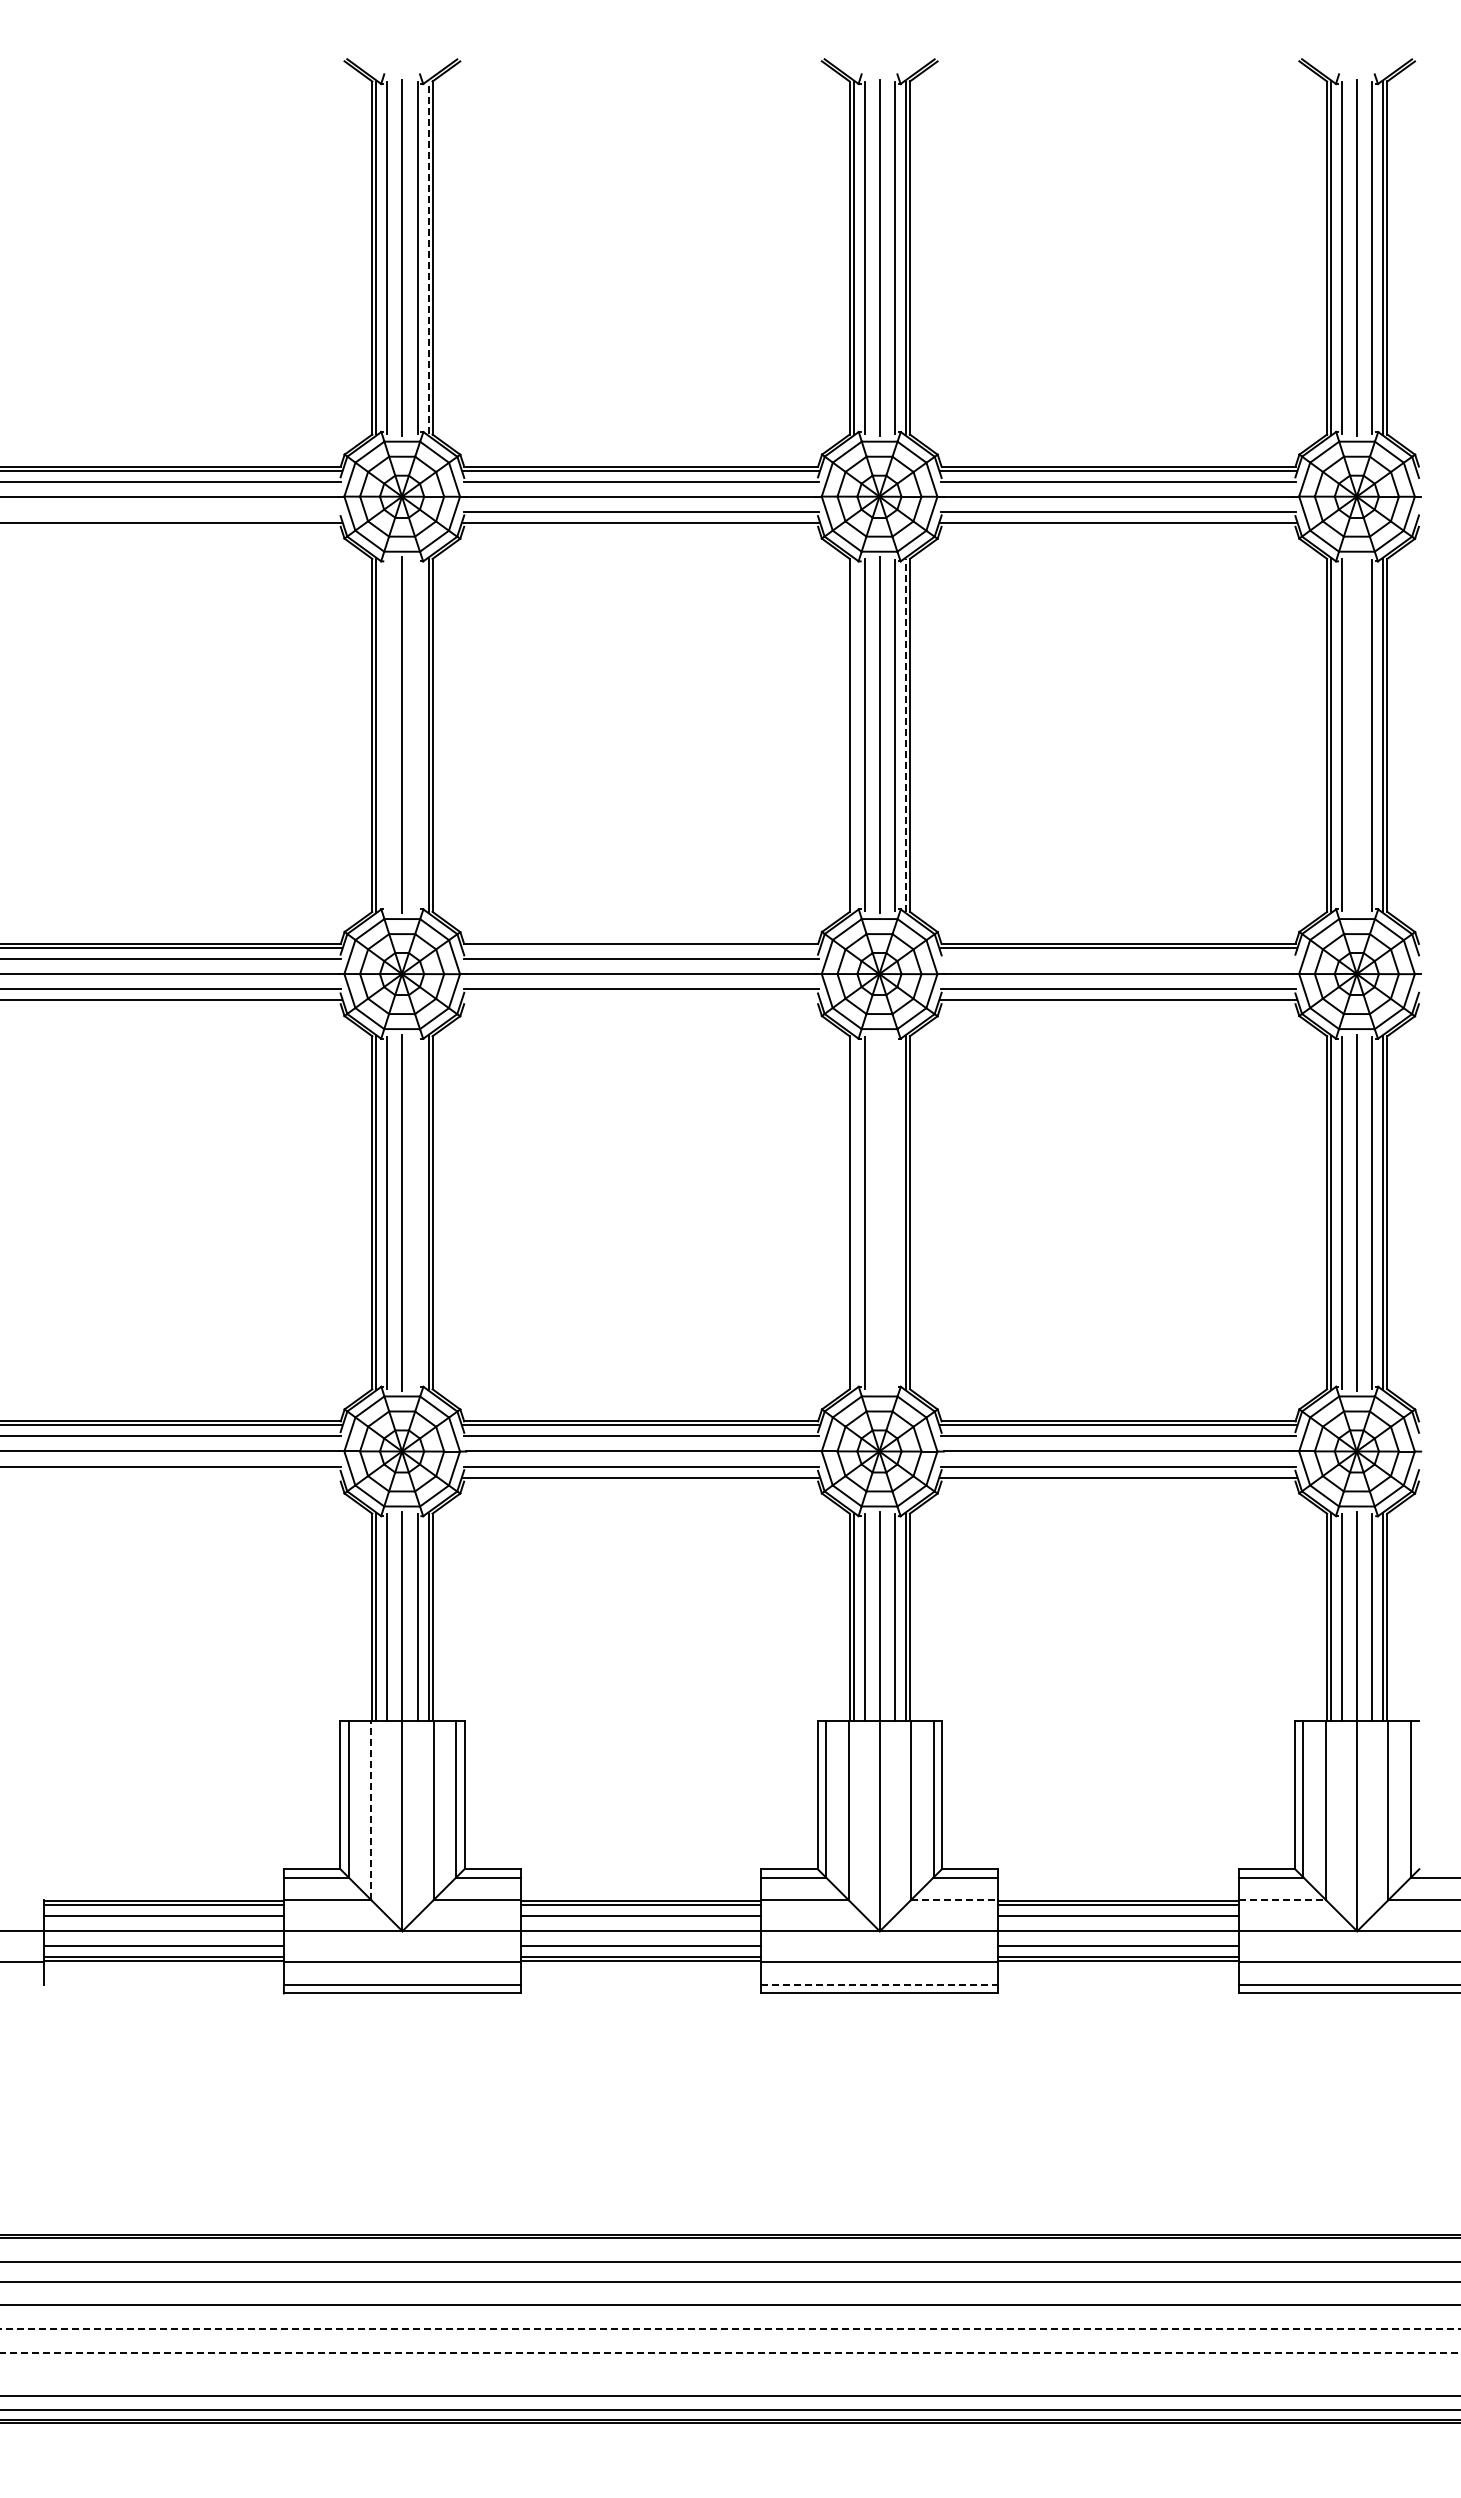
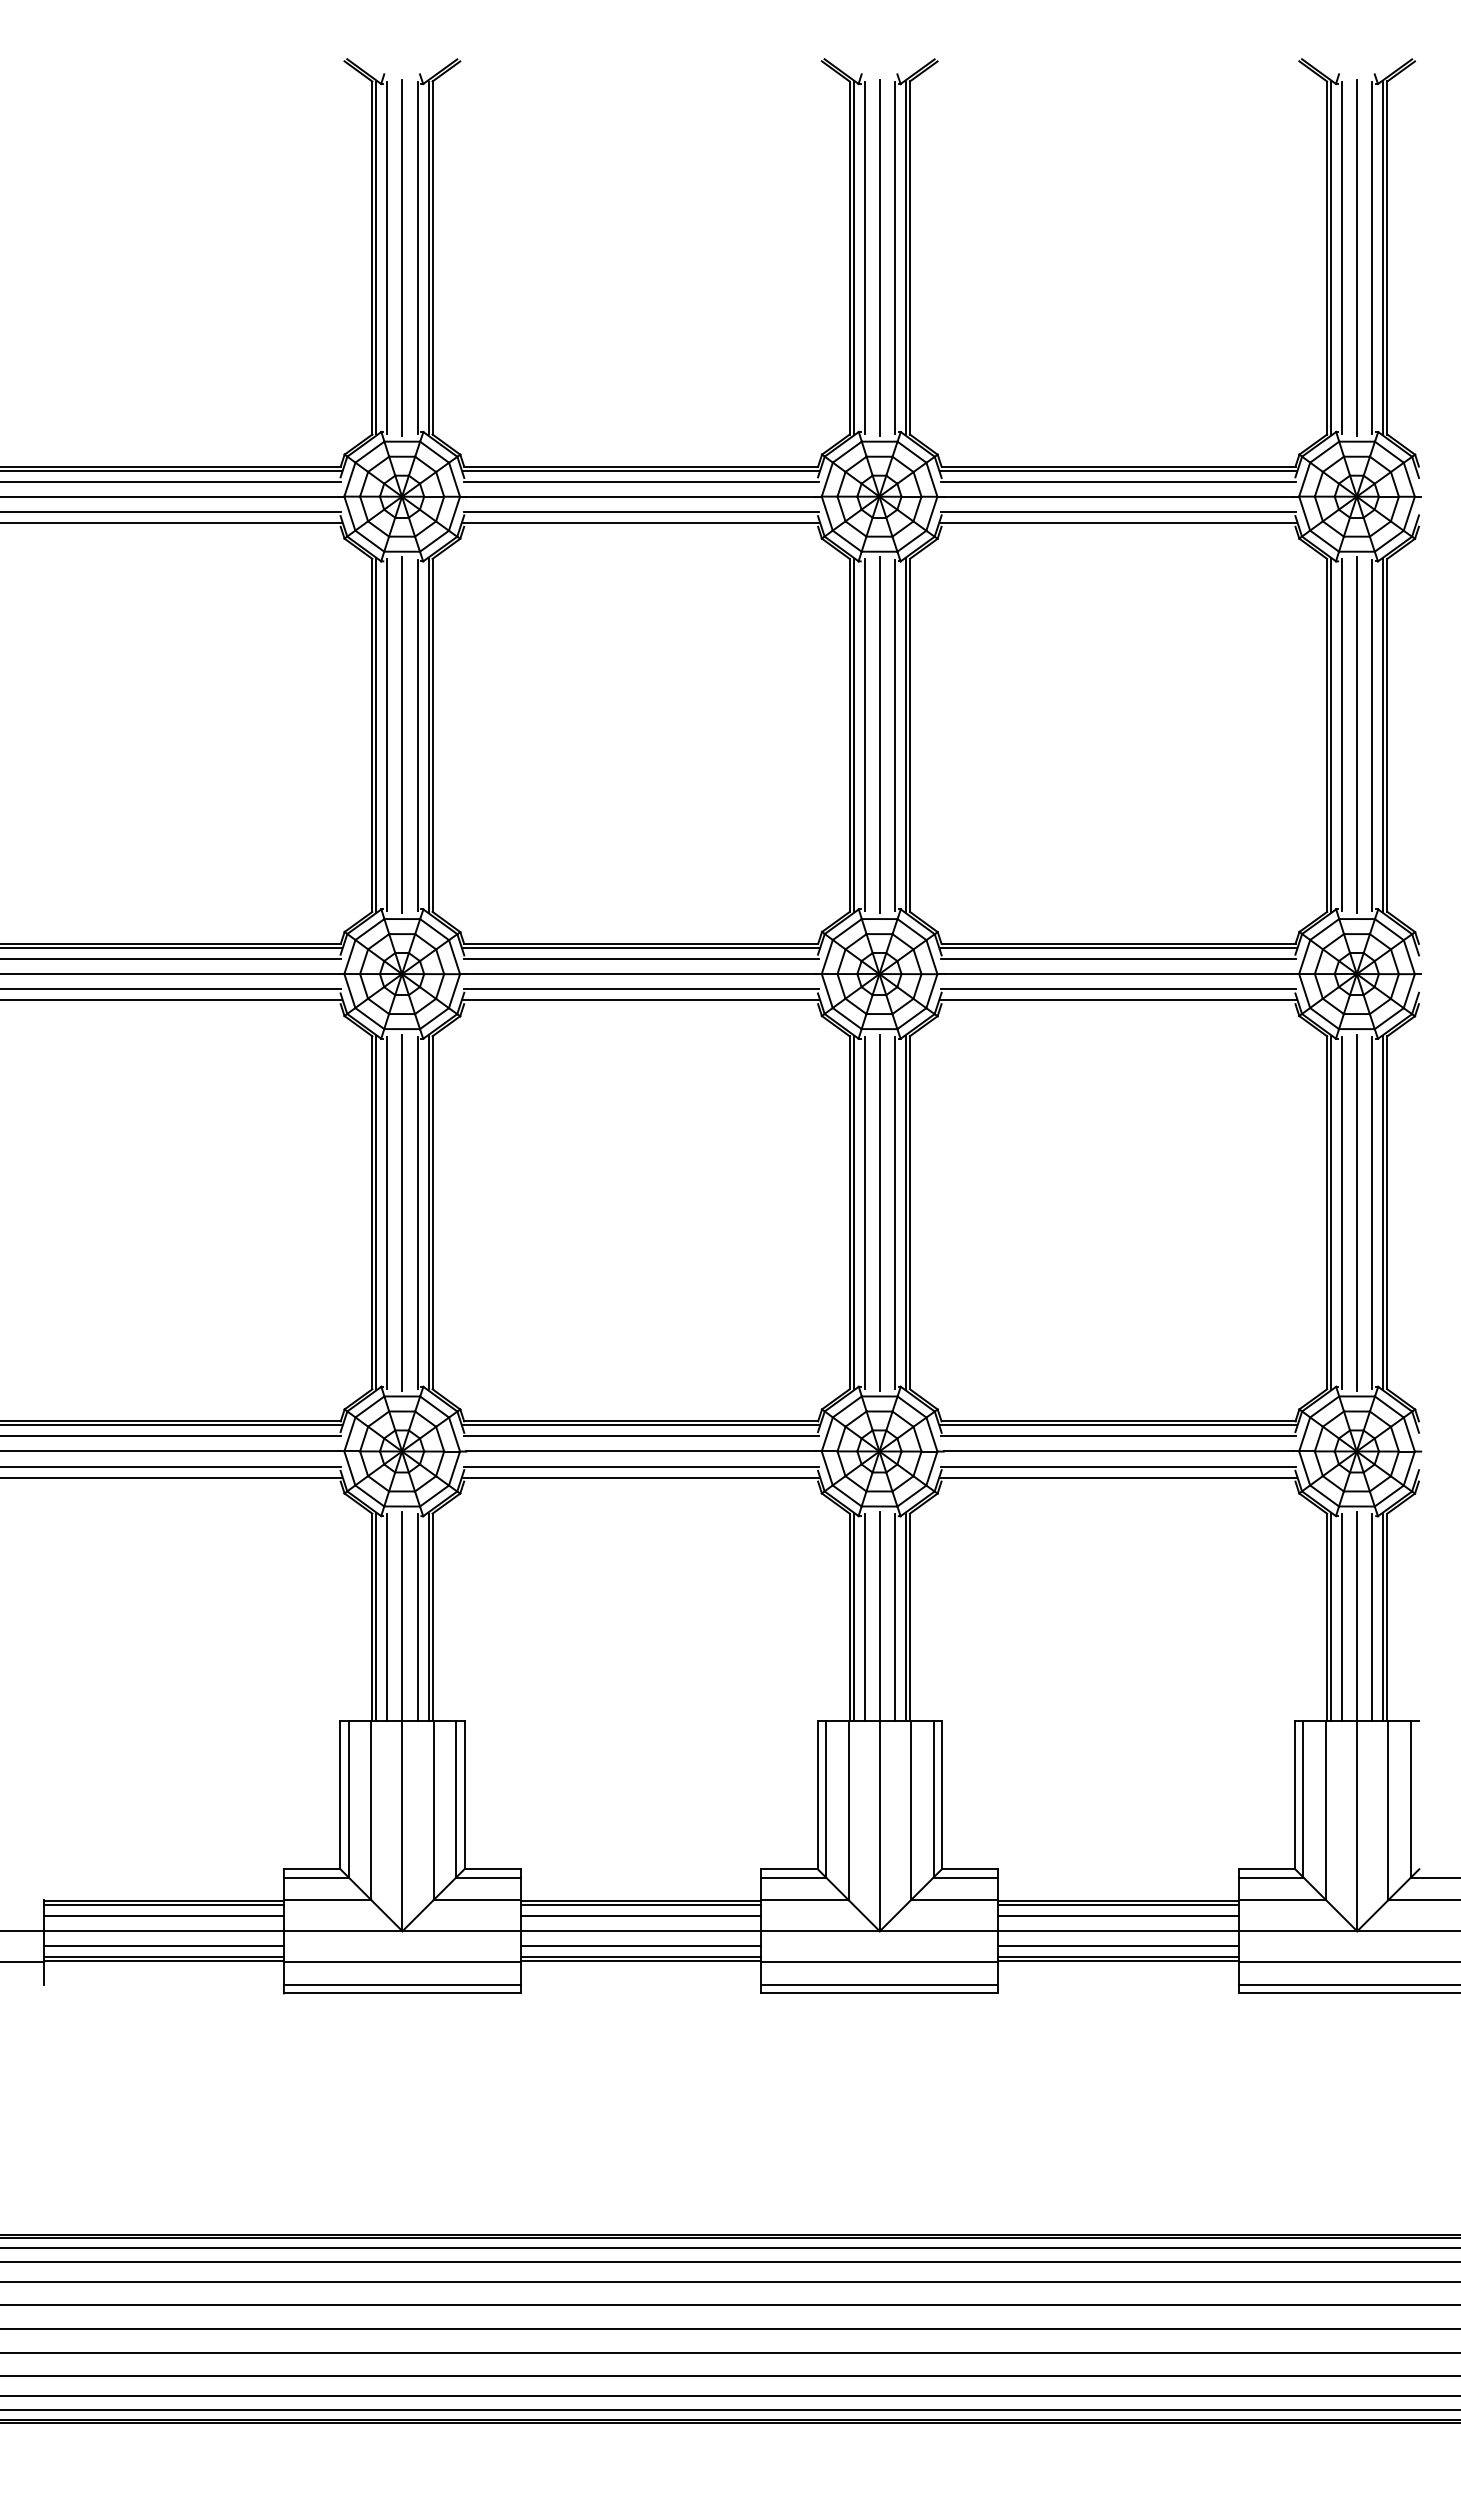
line: dashed -> solid (428, 257)
line: none -> present (171, 511)
line: dashed -> solid (905, 734)
line: none -> present (387, 735)
line: none -> present (417, 735)
line: none -> present (853, 735)
line: none -> present (1357, 735)
line: none -> present (641, 948)
line: none -> present (1118, 959)
line: none -> present (641, 1000)
line: none -> present (417, 1212)
line: none -> present (853, 1212)
line: none -> present (879, 1212)
line: none -> present (894, 1212)
line: none -> present (171, 1477)
line: dashed -> solid (371, 1810)
line: dashed -> solid (954, 1900)
line: dashed -> solid (1282, 1900)
line: dashed -> solid (879, 1985)
line: none -> present (729, 2247)
line: dashed -> solid (730, 2328)
line: dashed -> solid (730, 2353)
line: none -> present (729, 2376)
